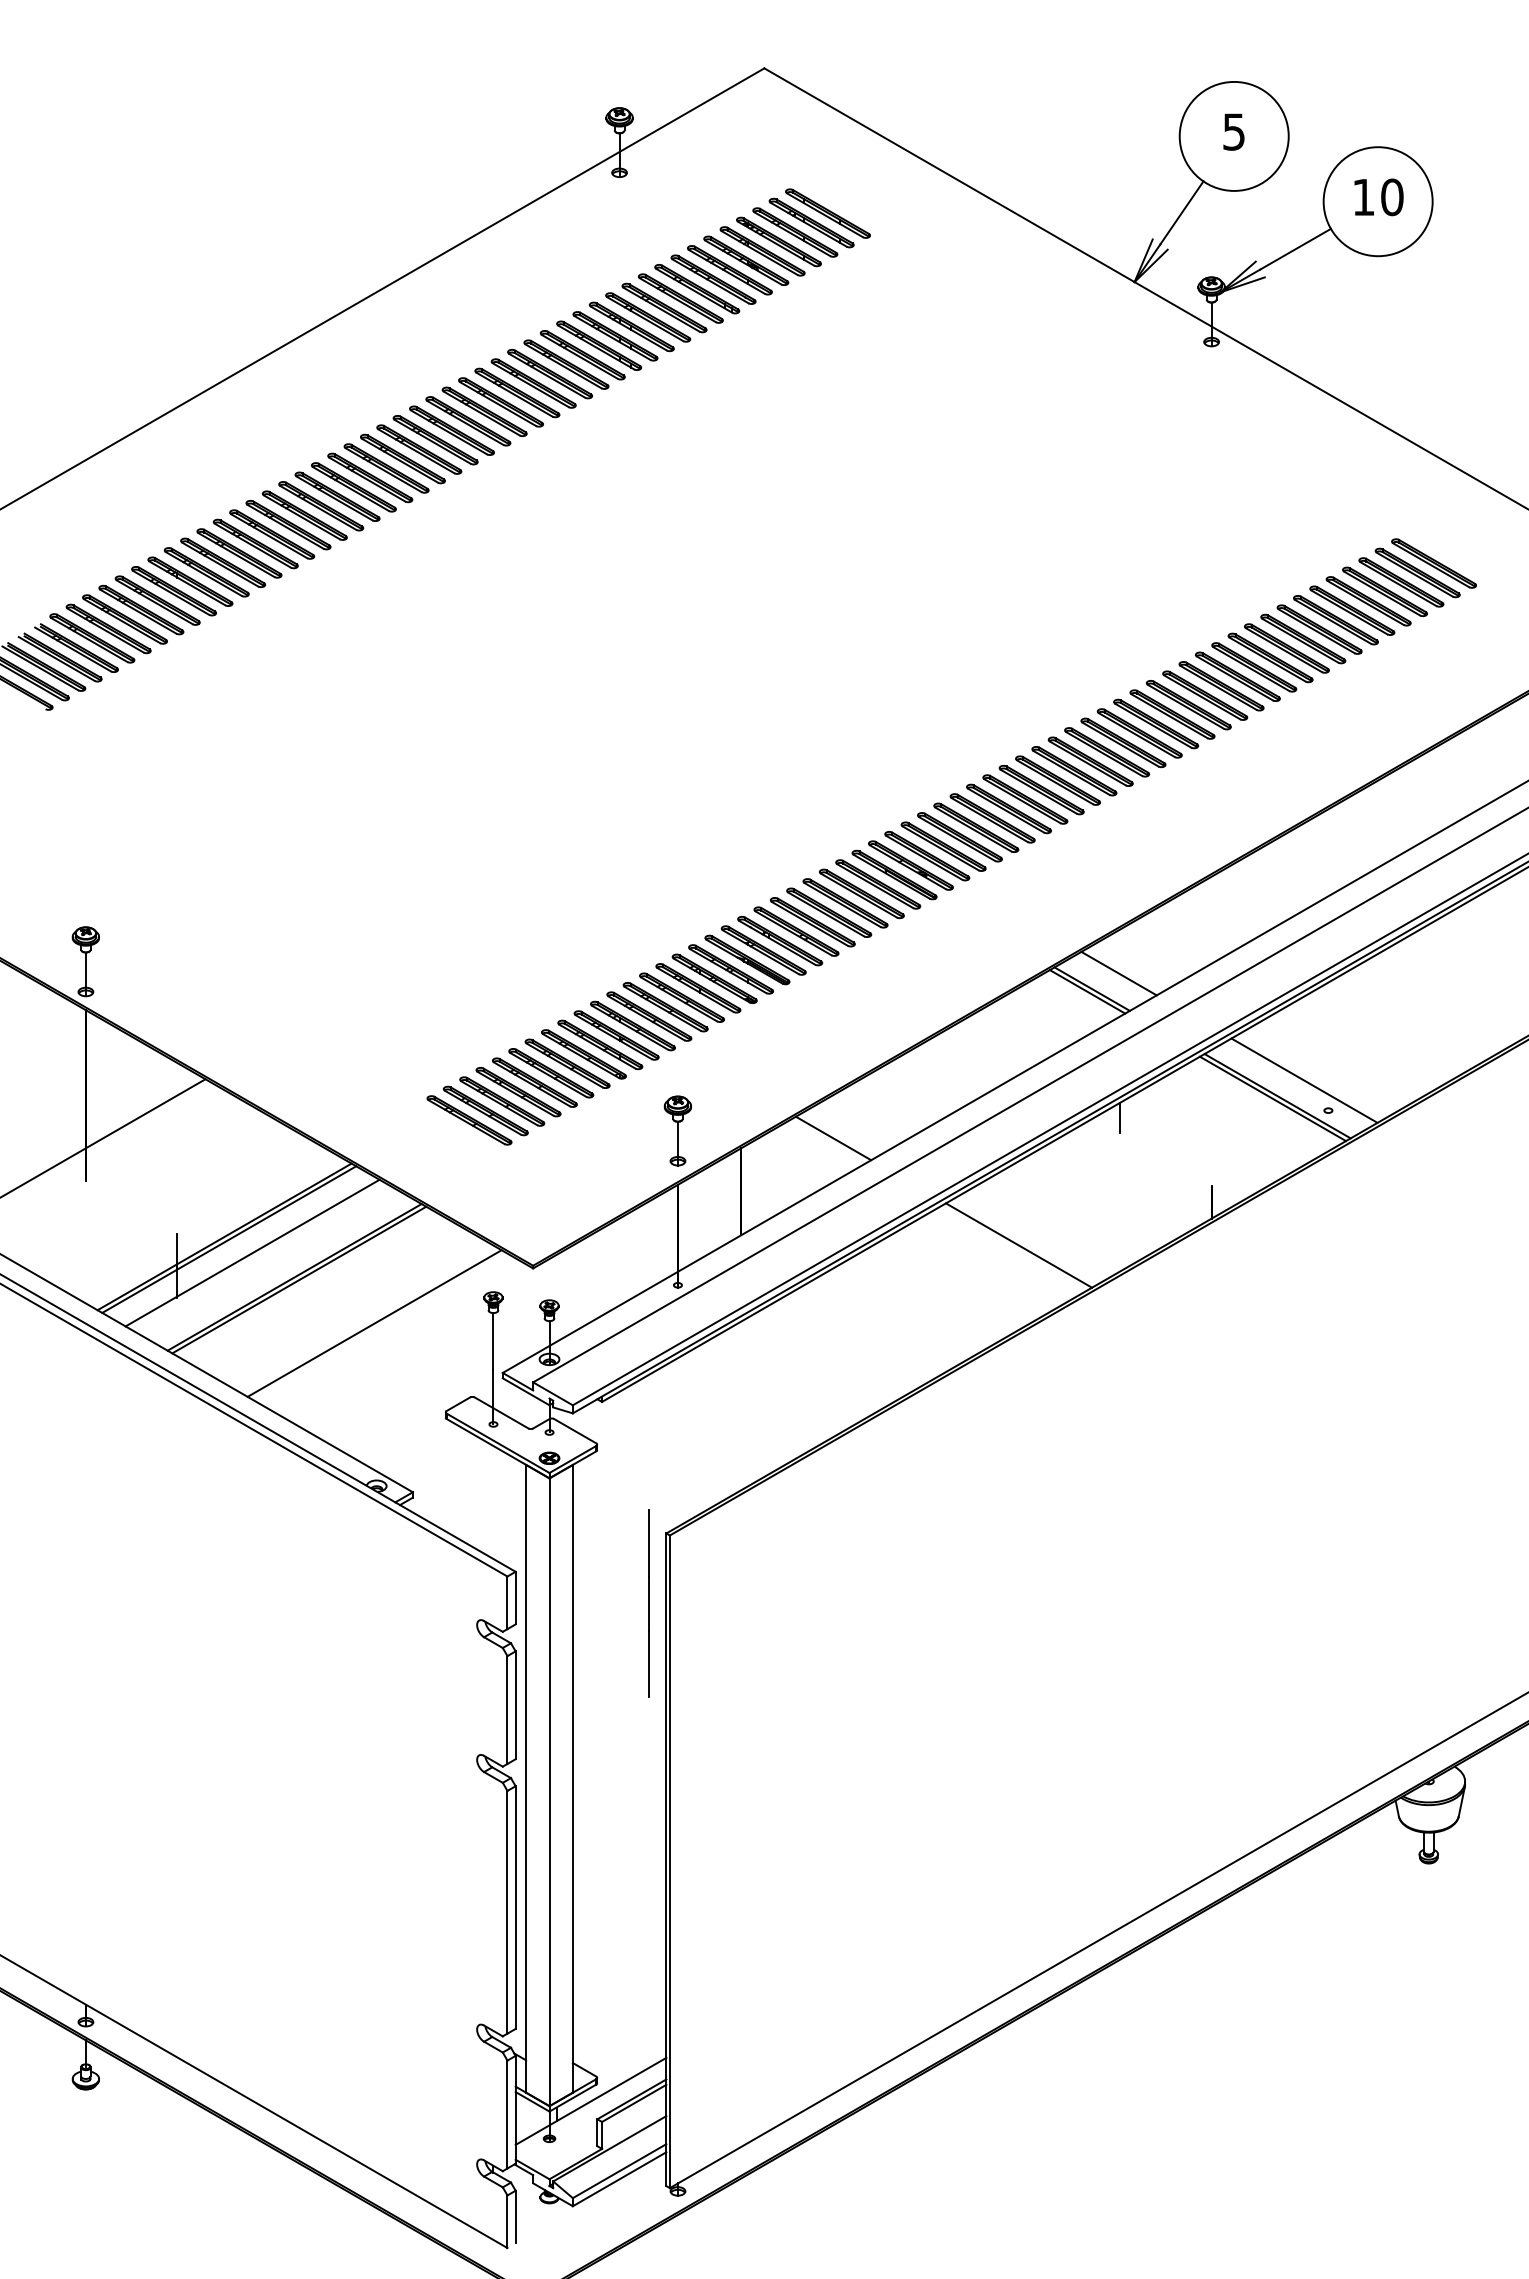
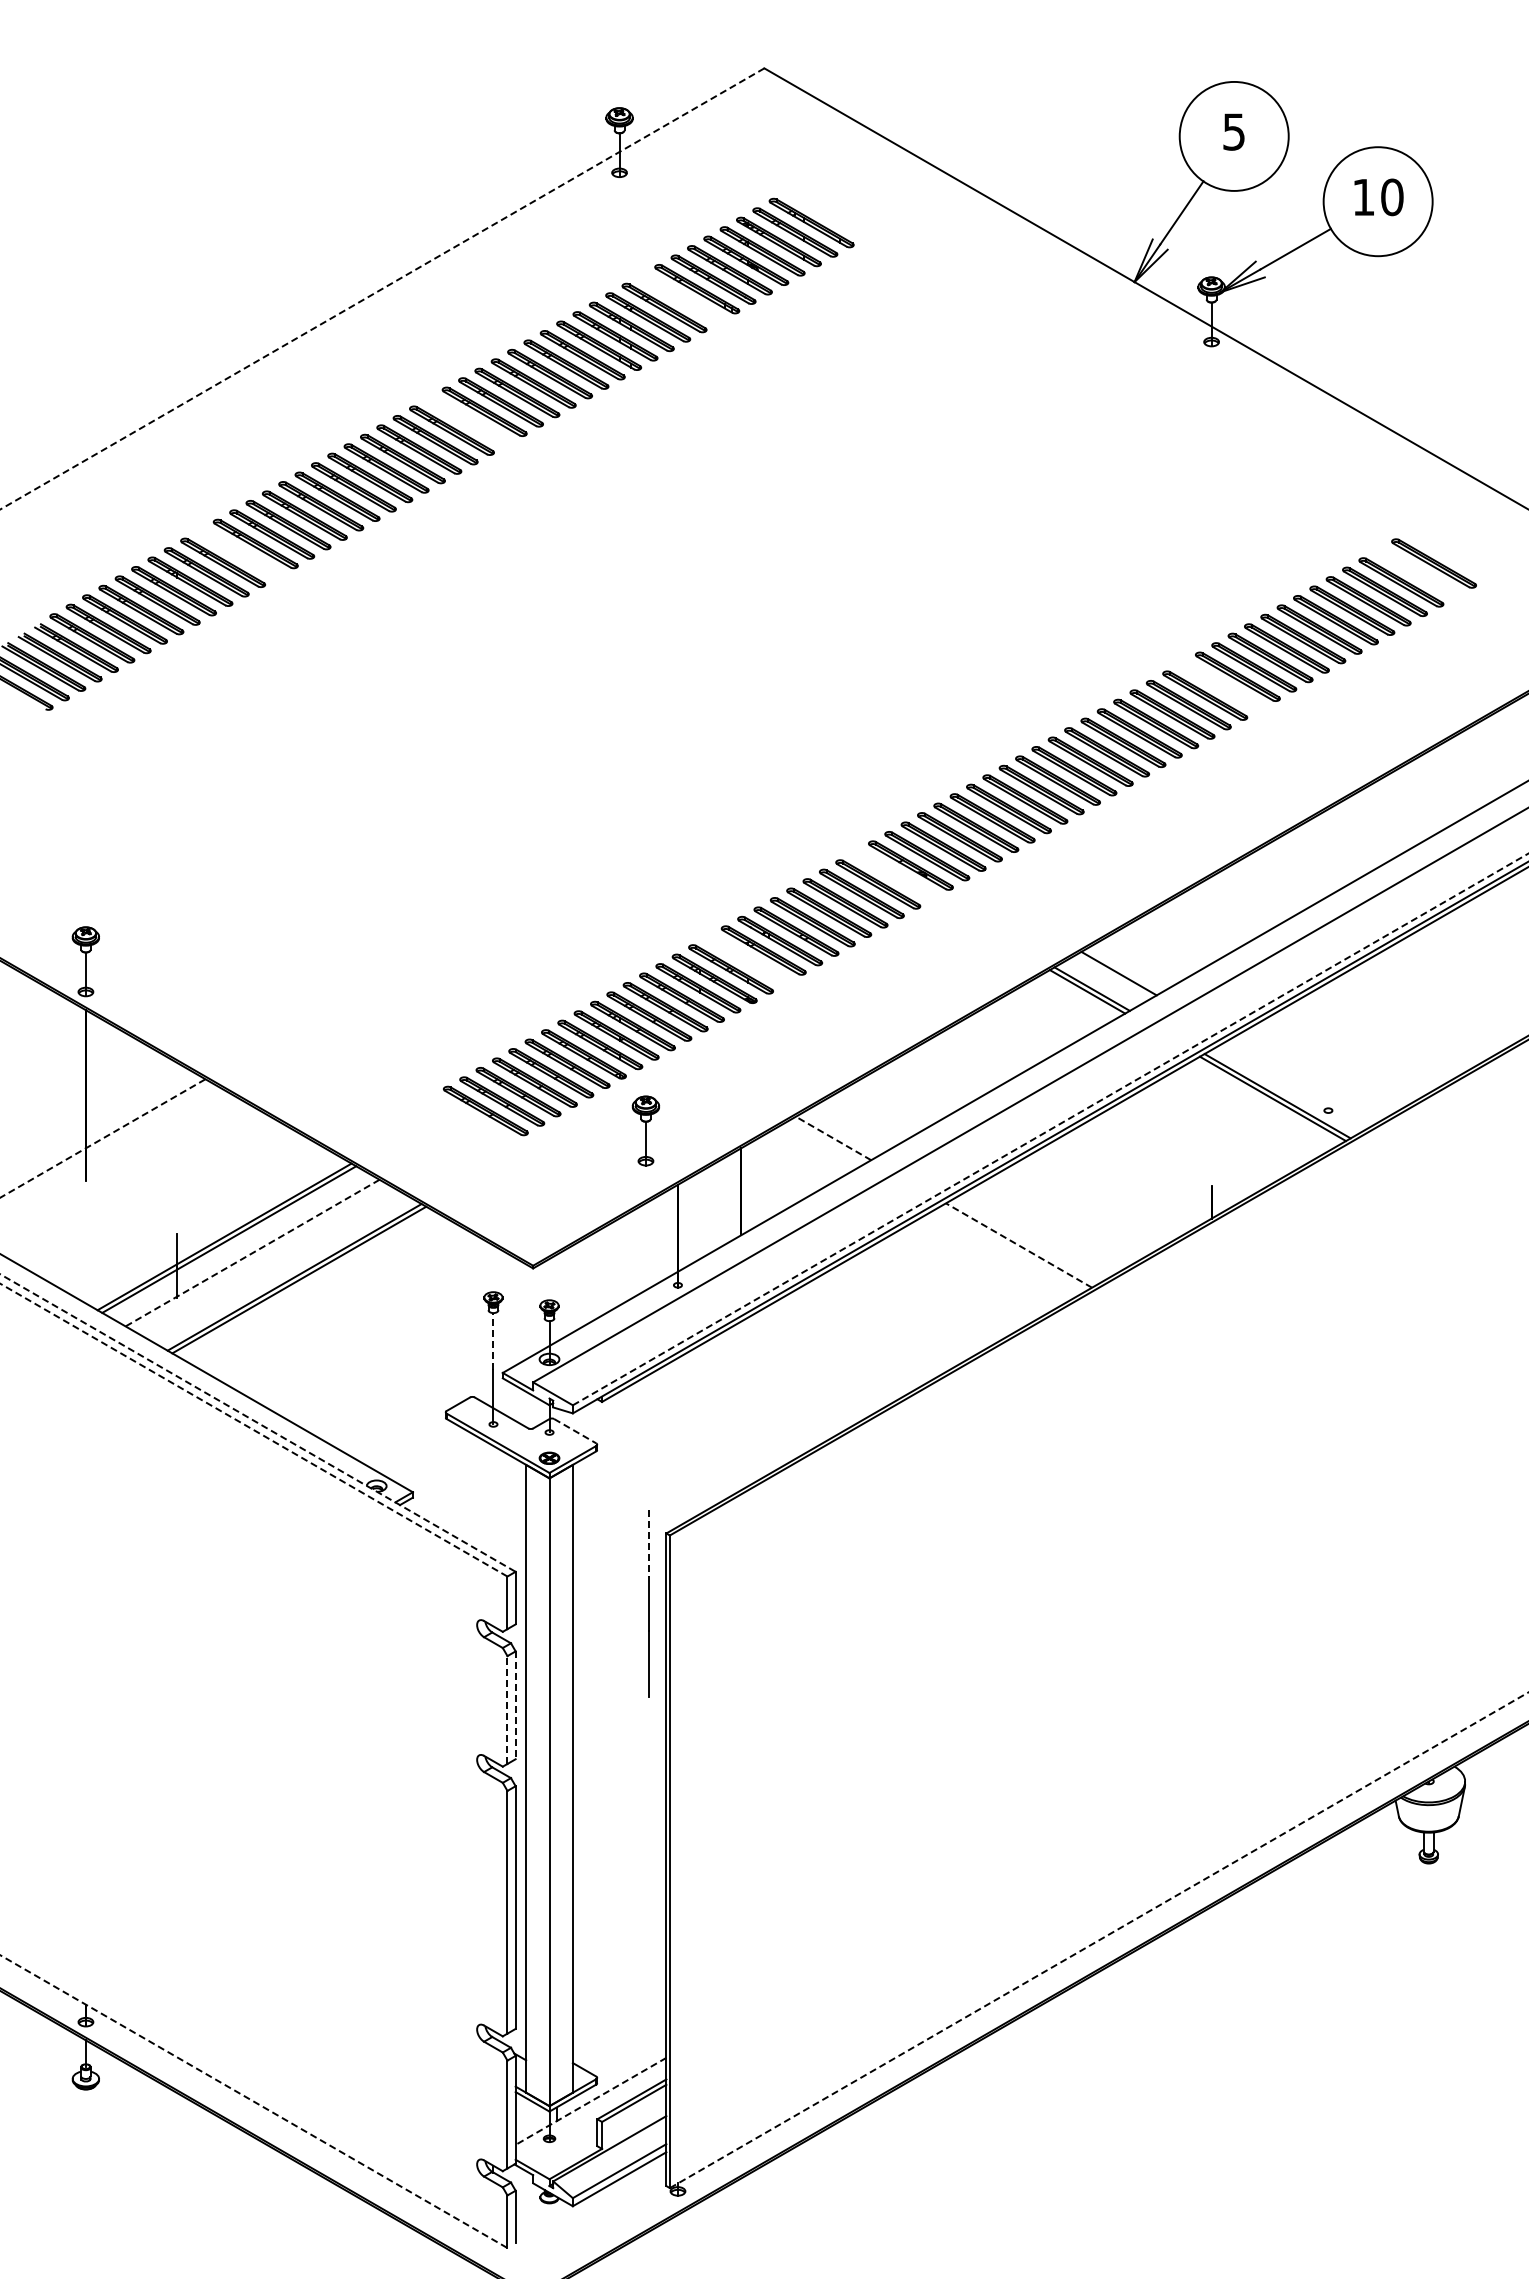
part: present -> none (827, 213)
line: solid -> dashed (382, 288)
part: present -> none (680, 298)
part: present -> none (468, 421)
part: present -> none (239, 553)
part: present -> none (1417, 572)
part: present -> none (1221, 686)
part: present -> none (894, 874)
part: present -> none (747, 959)
line: present -> none (1304, 1080)
line: present -> none (1120, 1117)
part: present -> none (469, 1120)
line: solid -> dashed (1050, 1129)
part position: (677, 1130) -> (645, 1130) (645, 1130)
line: solid -> dashed (103, 1138)
line: solid -> dashed (833, 1138)
line: solid -> dashed (1018, 1245)
line: solid -> dashed (252, 1253)
line: present -> none (374, 1323)
line: solid -> dashed (493, 1340)
line: solid -> dashed (258, 1423)
line: solid -> dashed (253, 1430)
line: solid -> dashed (575, 1431)
line: solid -> dashed (648, 1543)
line: solid -> dashed (515, 1705)
line: solid -> dashed (507, 1710)
line: solid -> dashed (1099, 1940)
line: solid -> dashed (253, 2101)
line: solid -> dashed (590, 2101)
